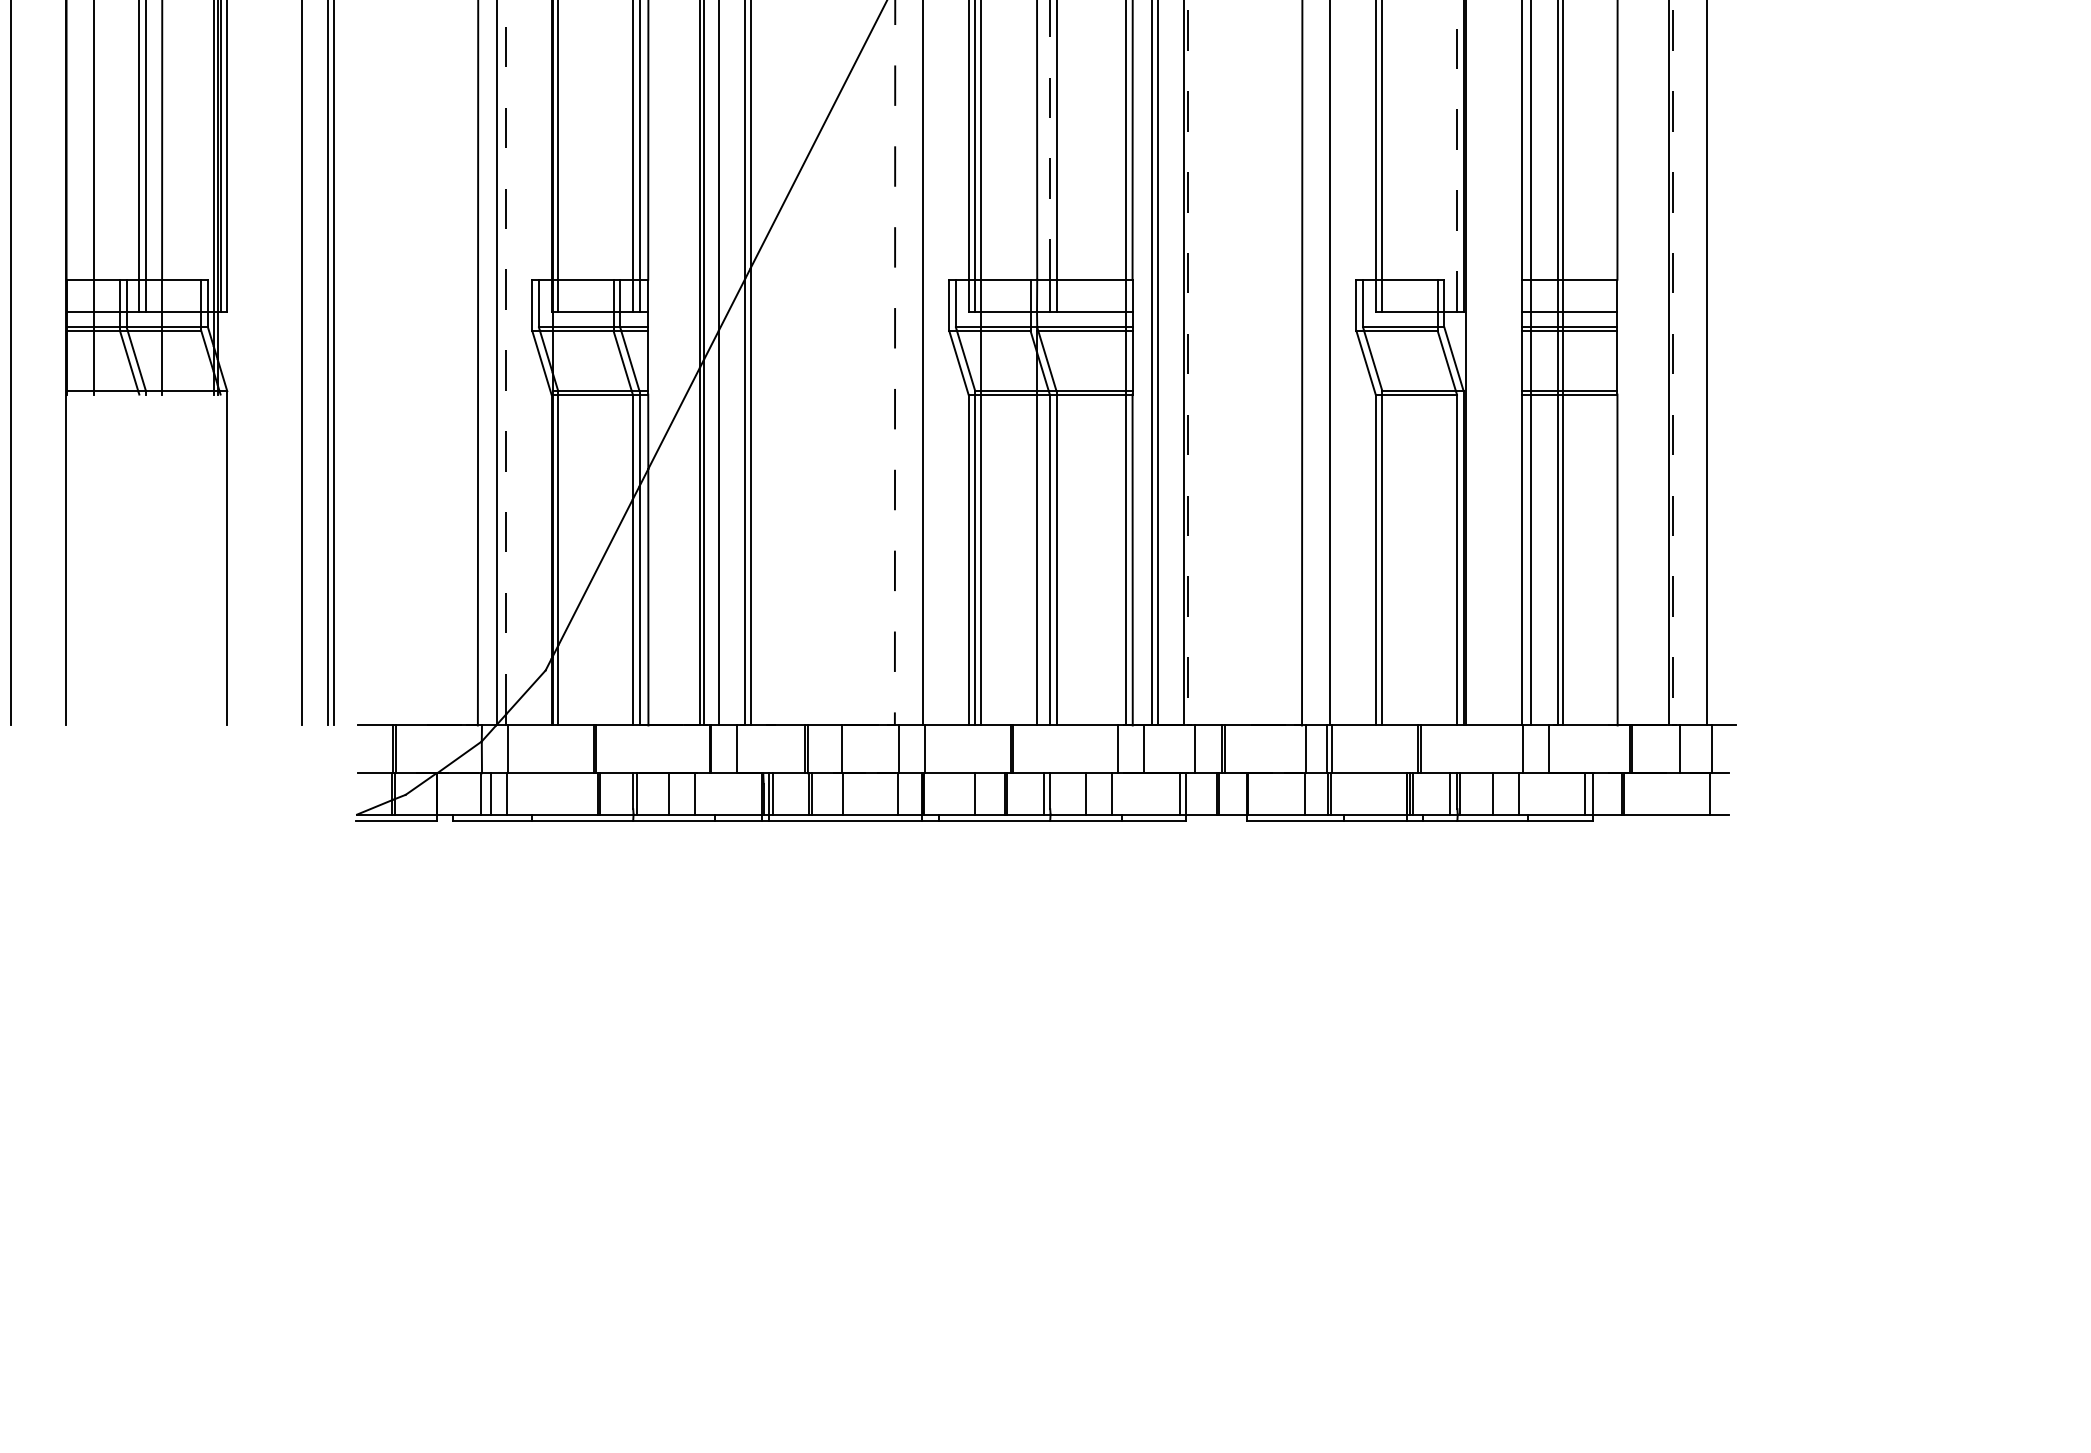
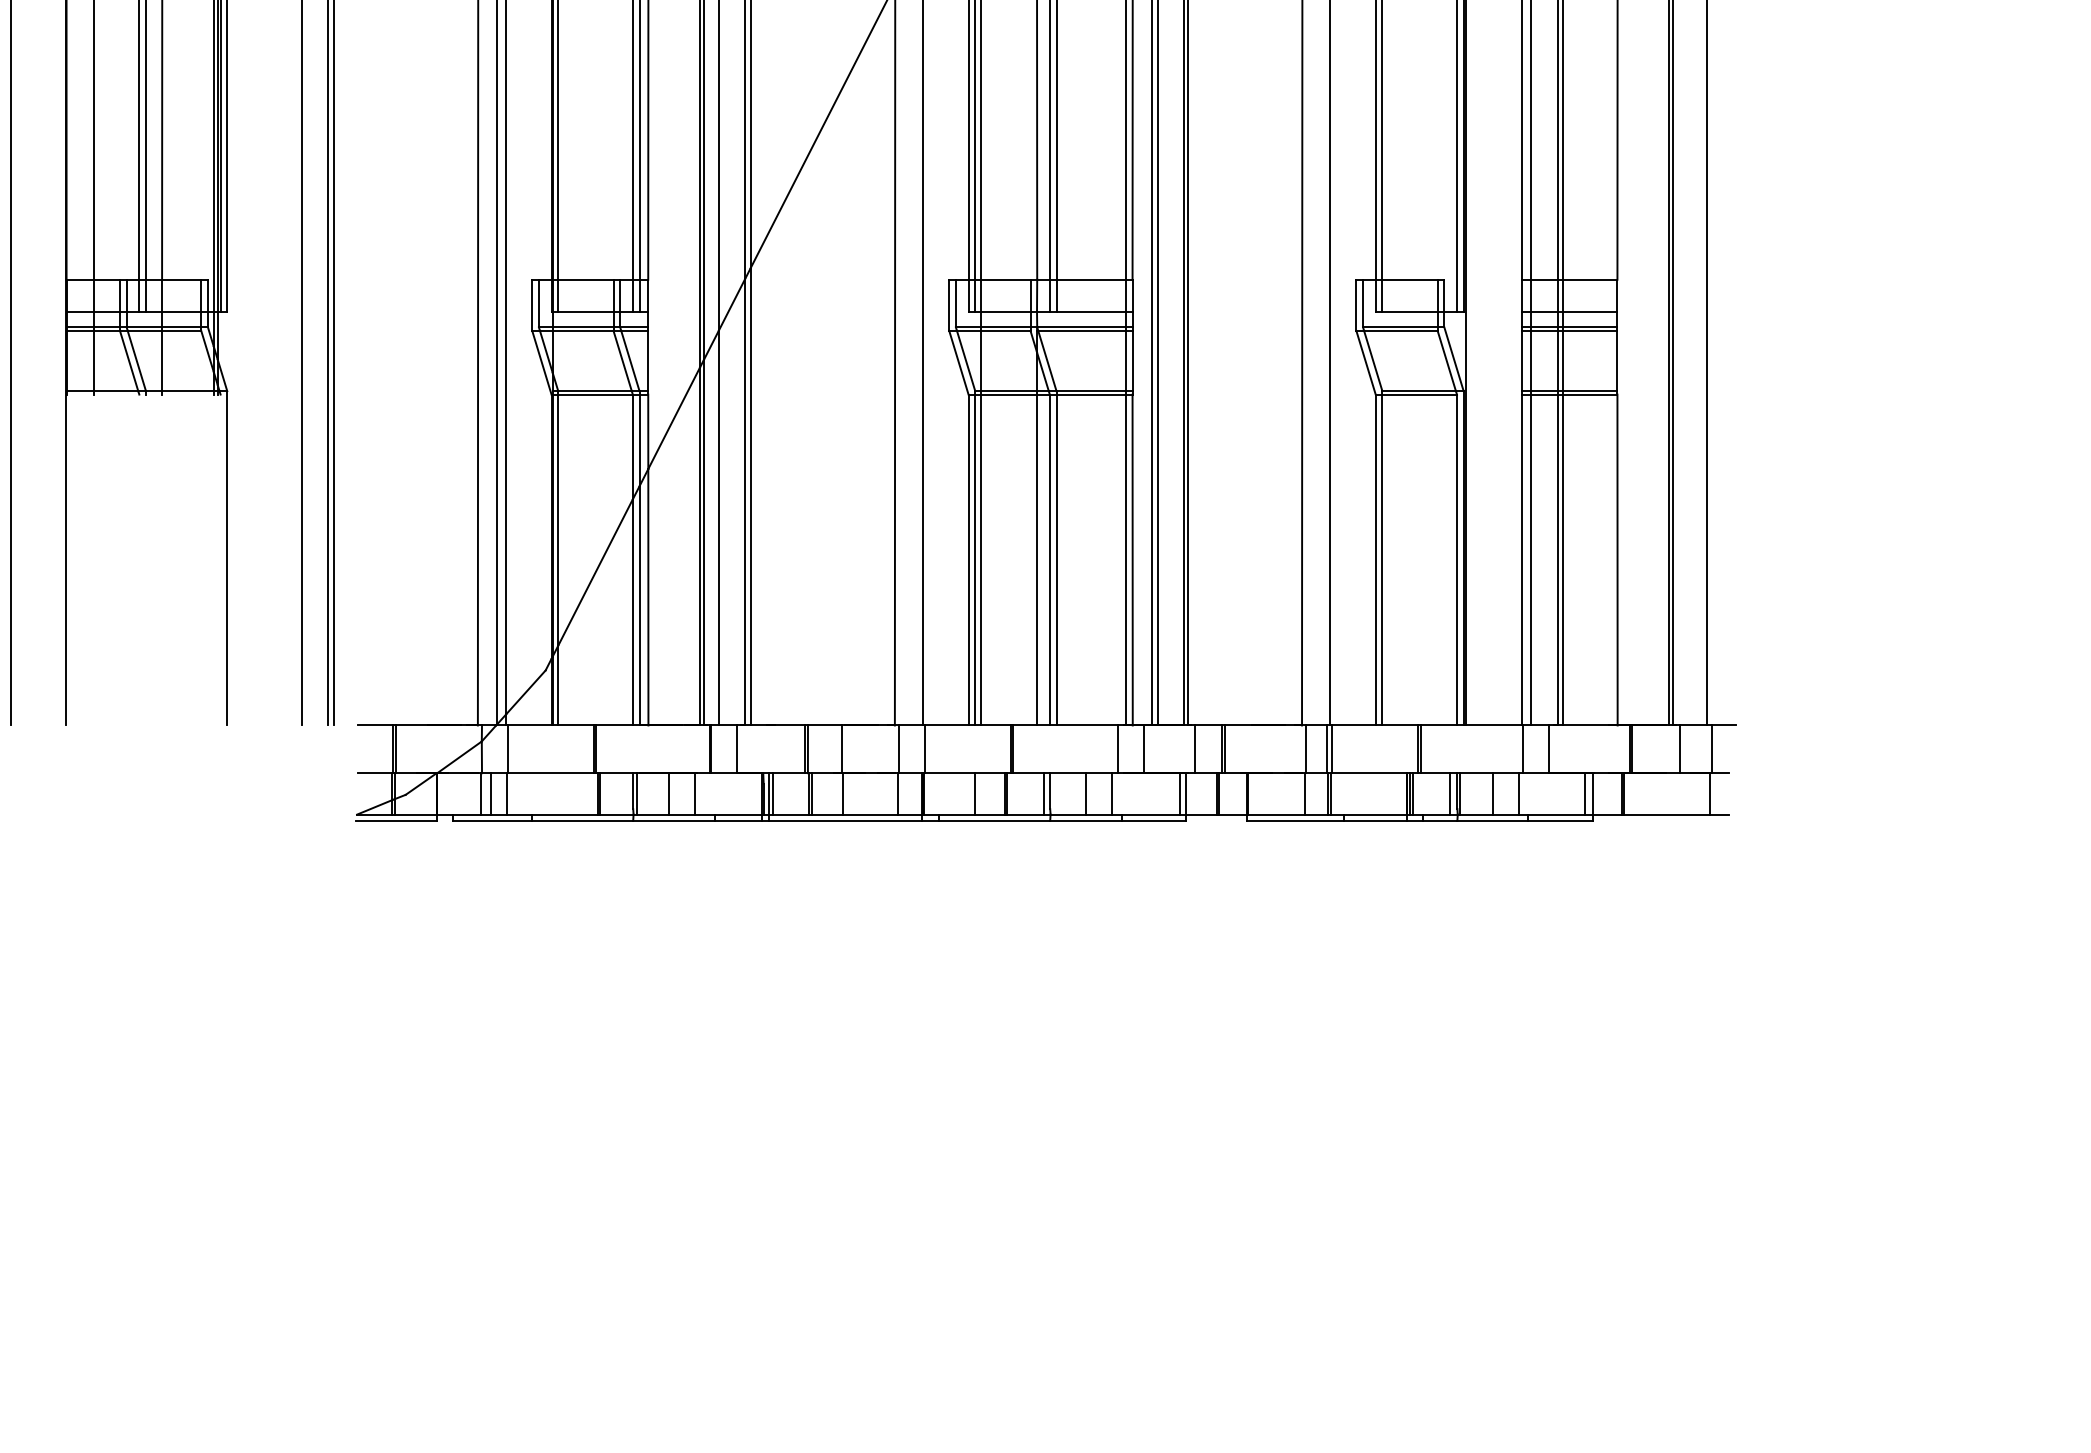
line: dashed -> solid (1049, 140)
line: dashed -> solid (1457, 155)
line: dashed -> solid (506, 357)
line: dashed -> solid (895, 363)
line: dashed -> solid (1188, 363)
line: dashed -> solid (1673, 363)
